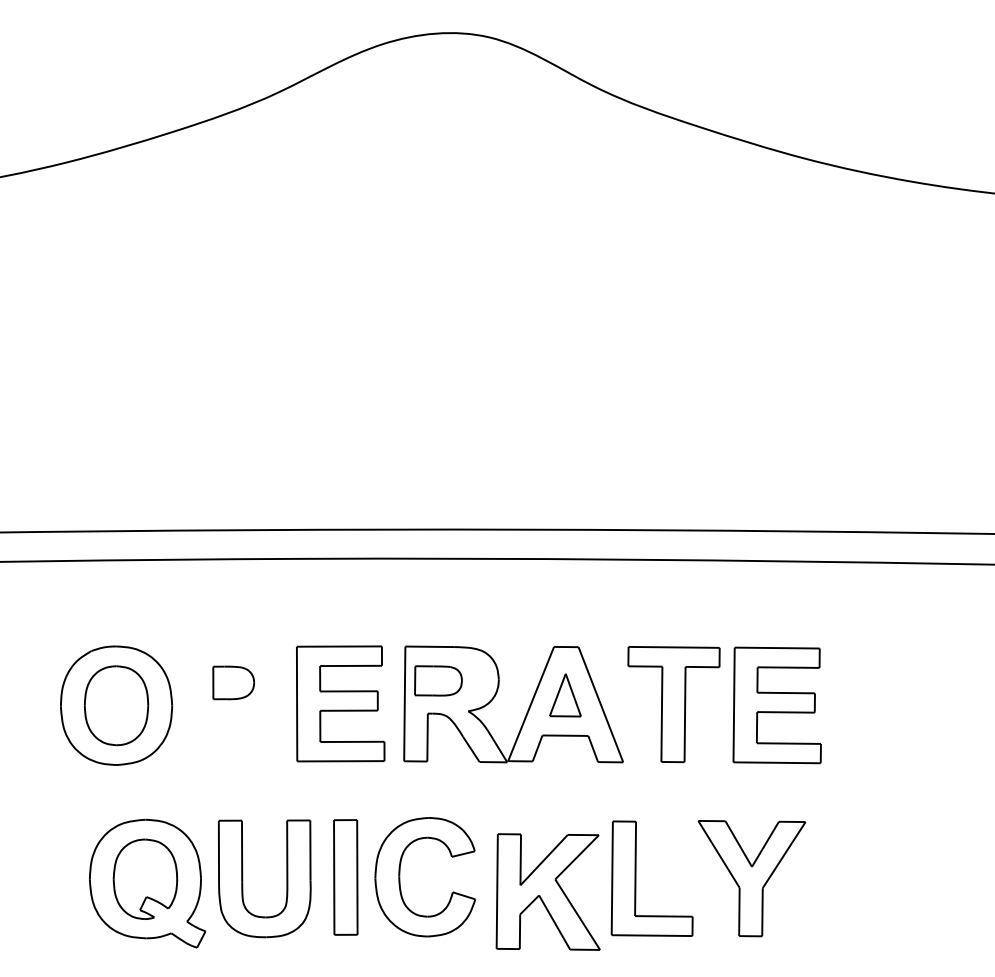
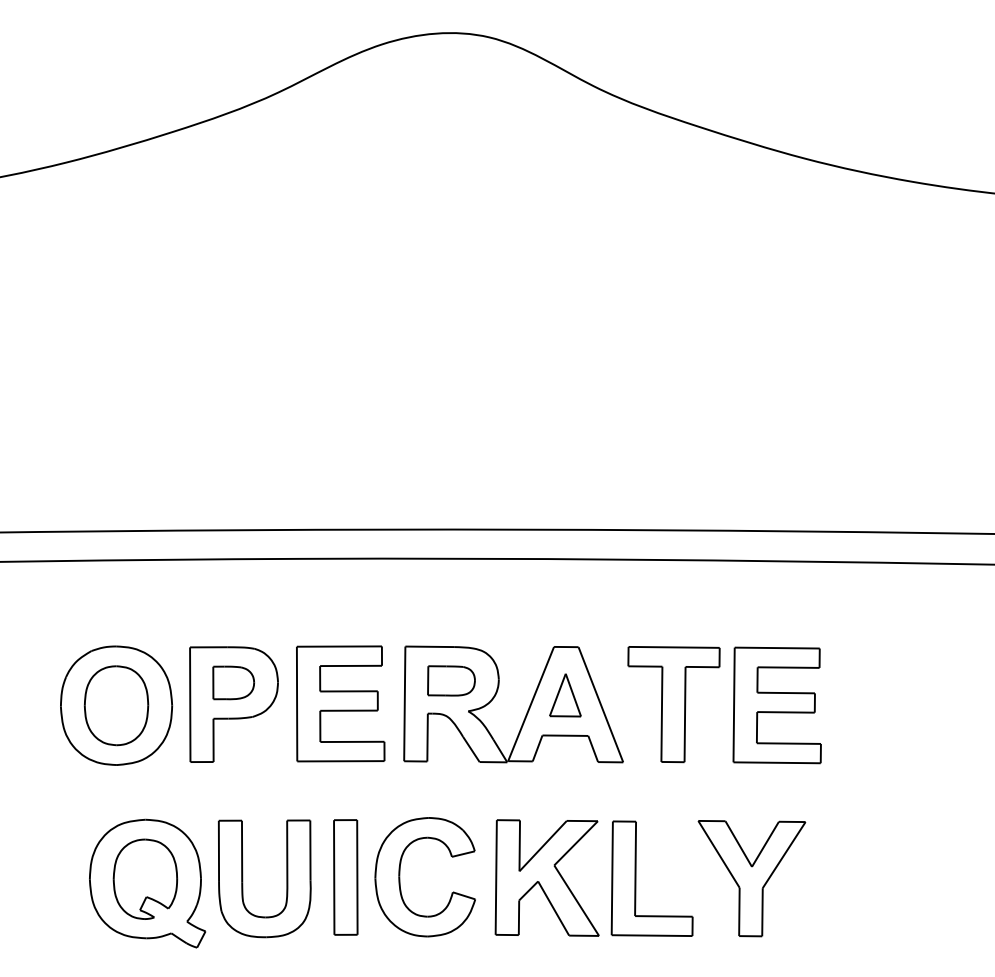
part position: (438, 680) -> (451, 680) (451, 680)
part: none -> present (233, 704)
part position: (547, 891) -> (546, 877) (546, 877)
